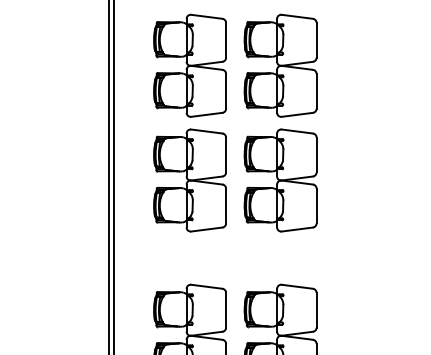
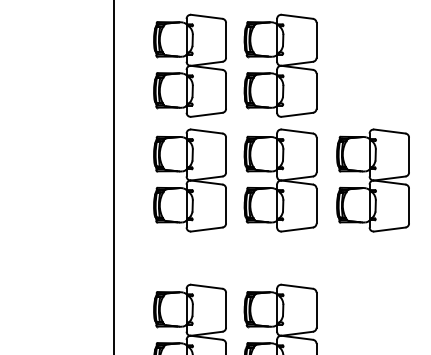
line: present -> none (108, 176)
part: none -> present (372, 180)
